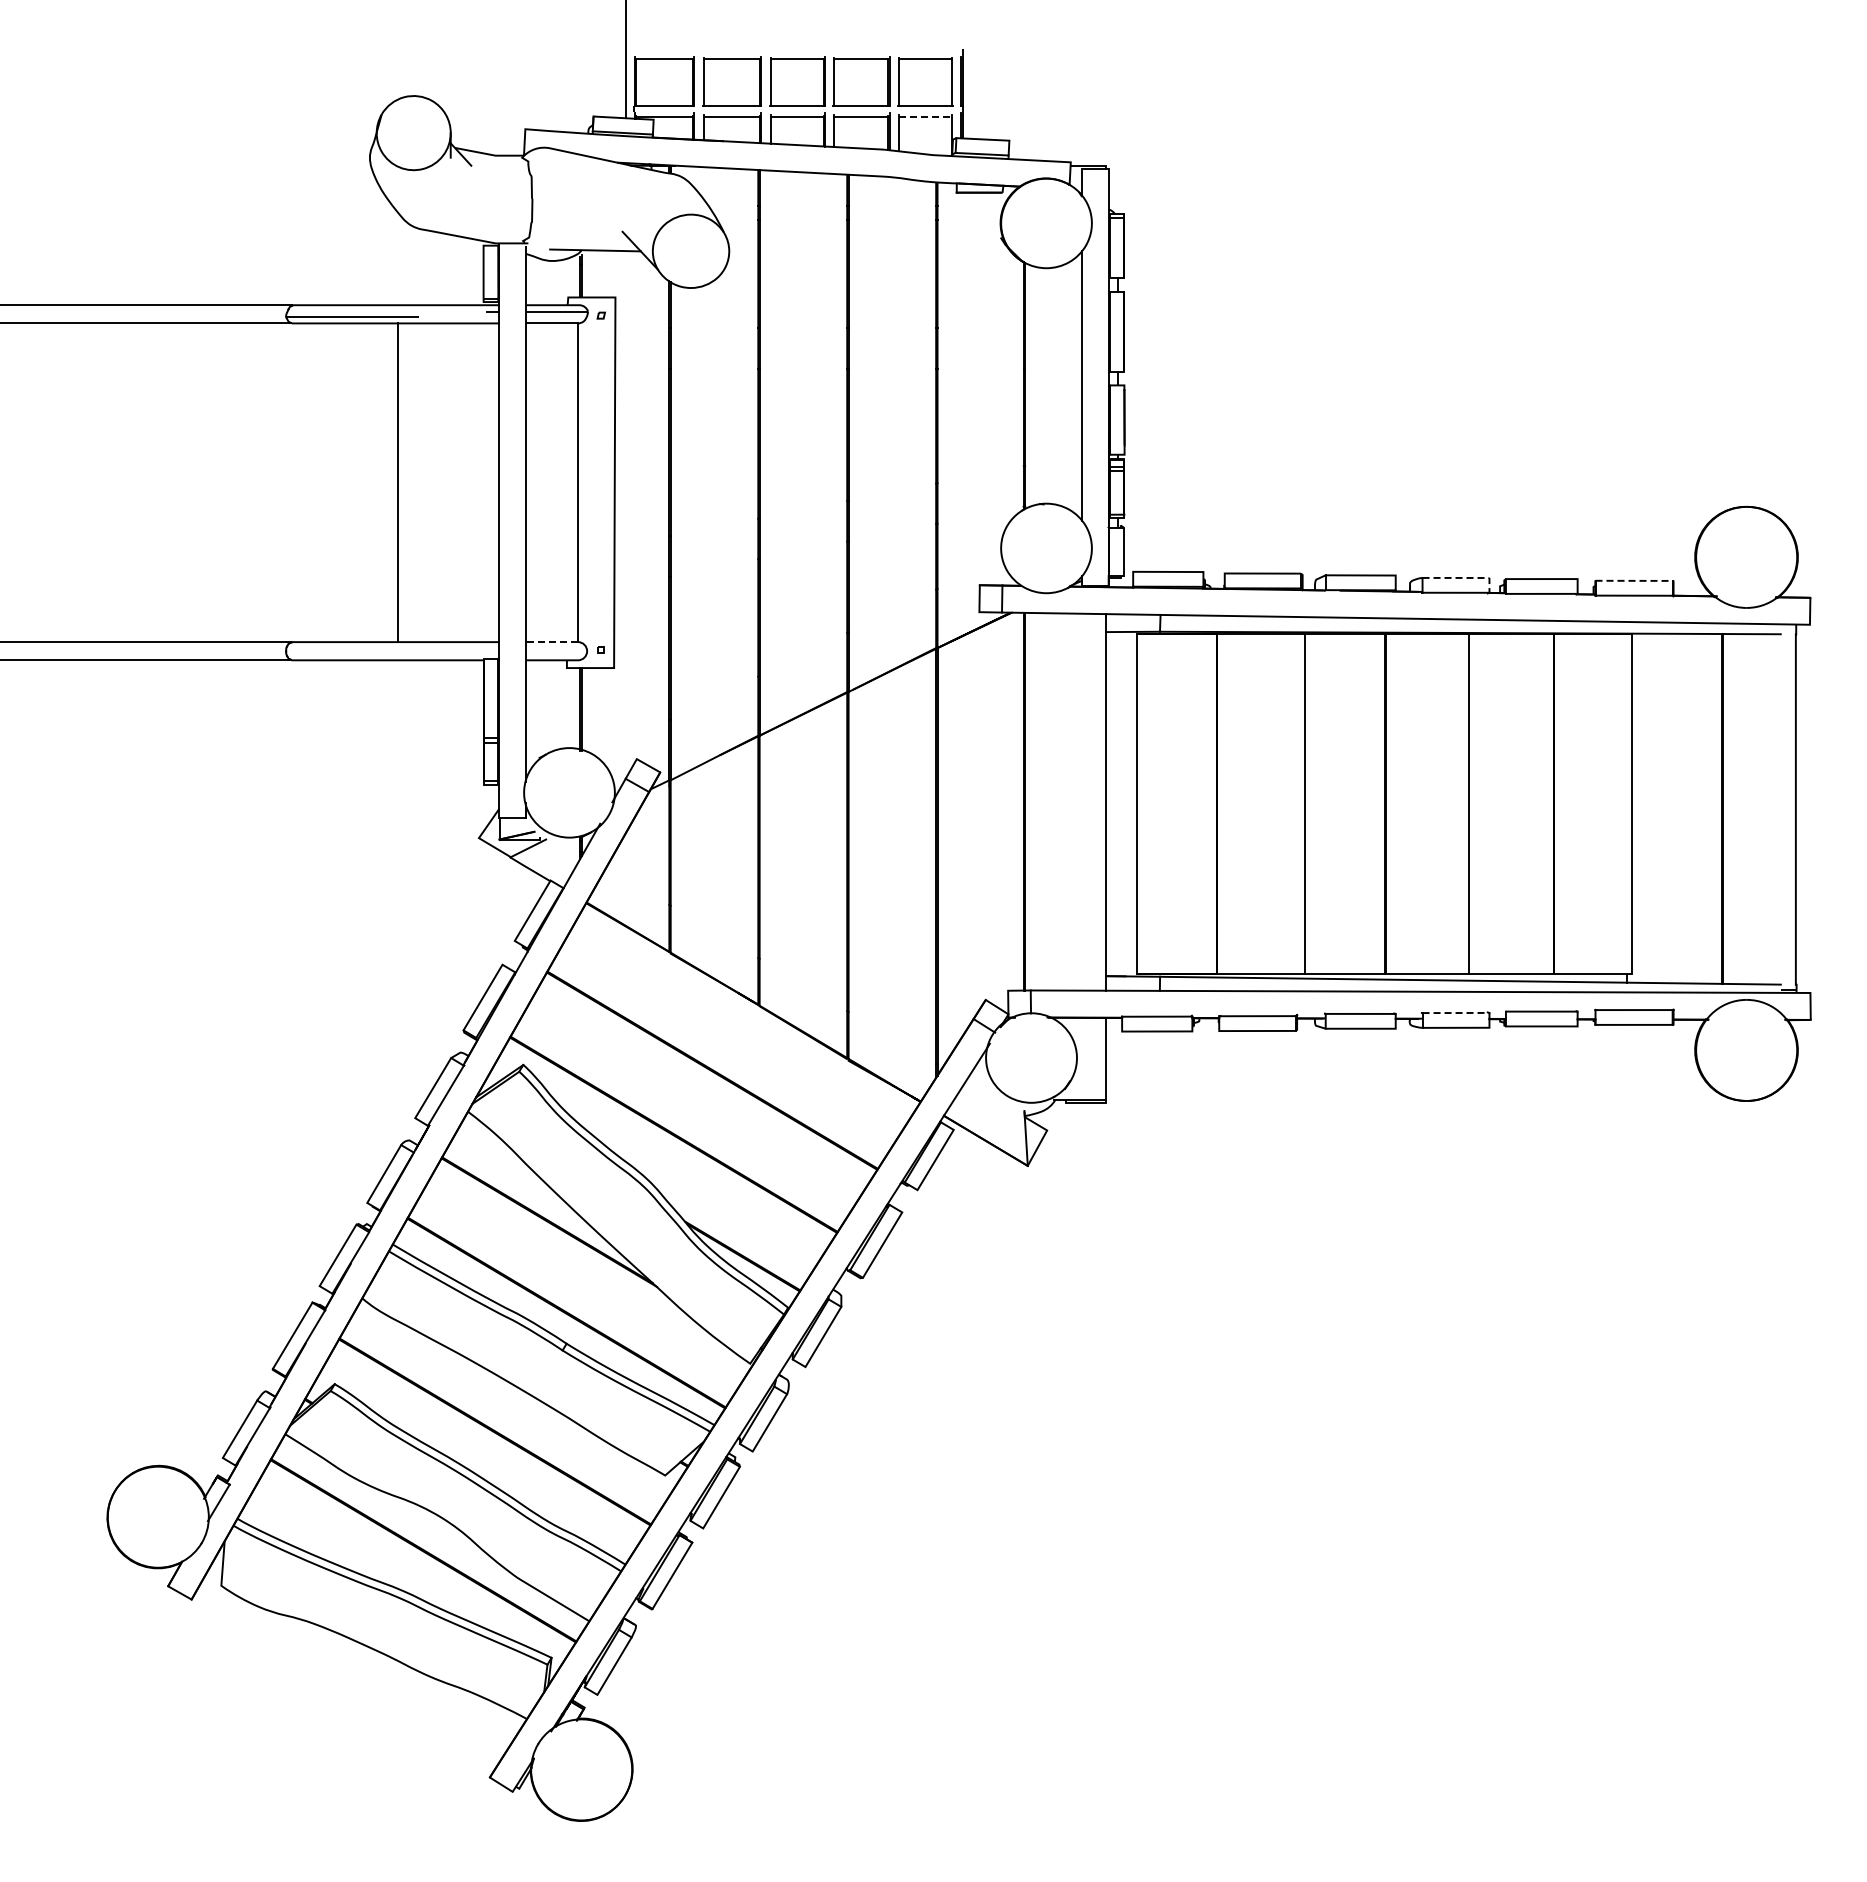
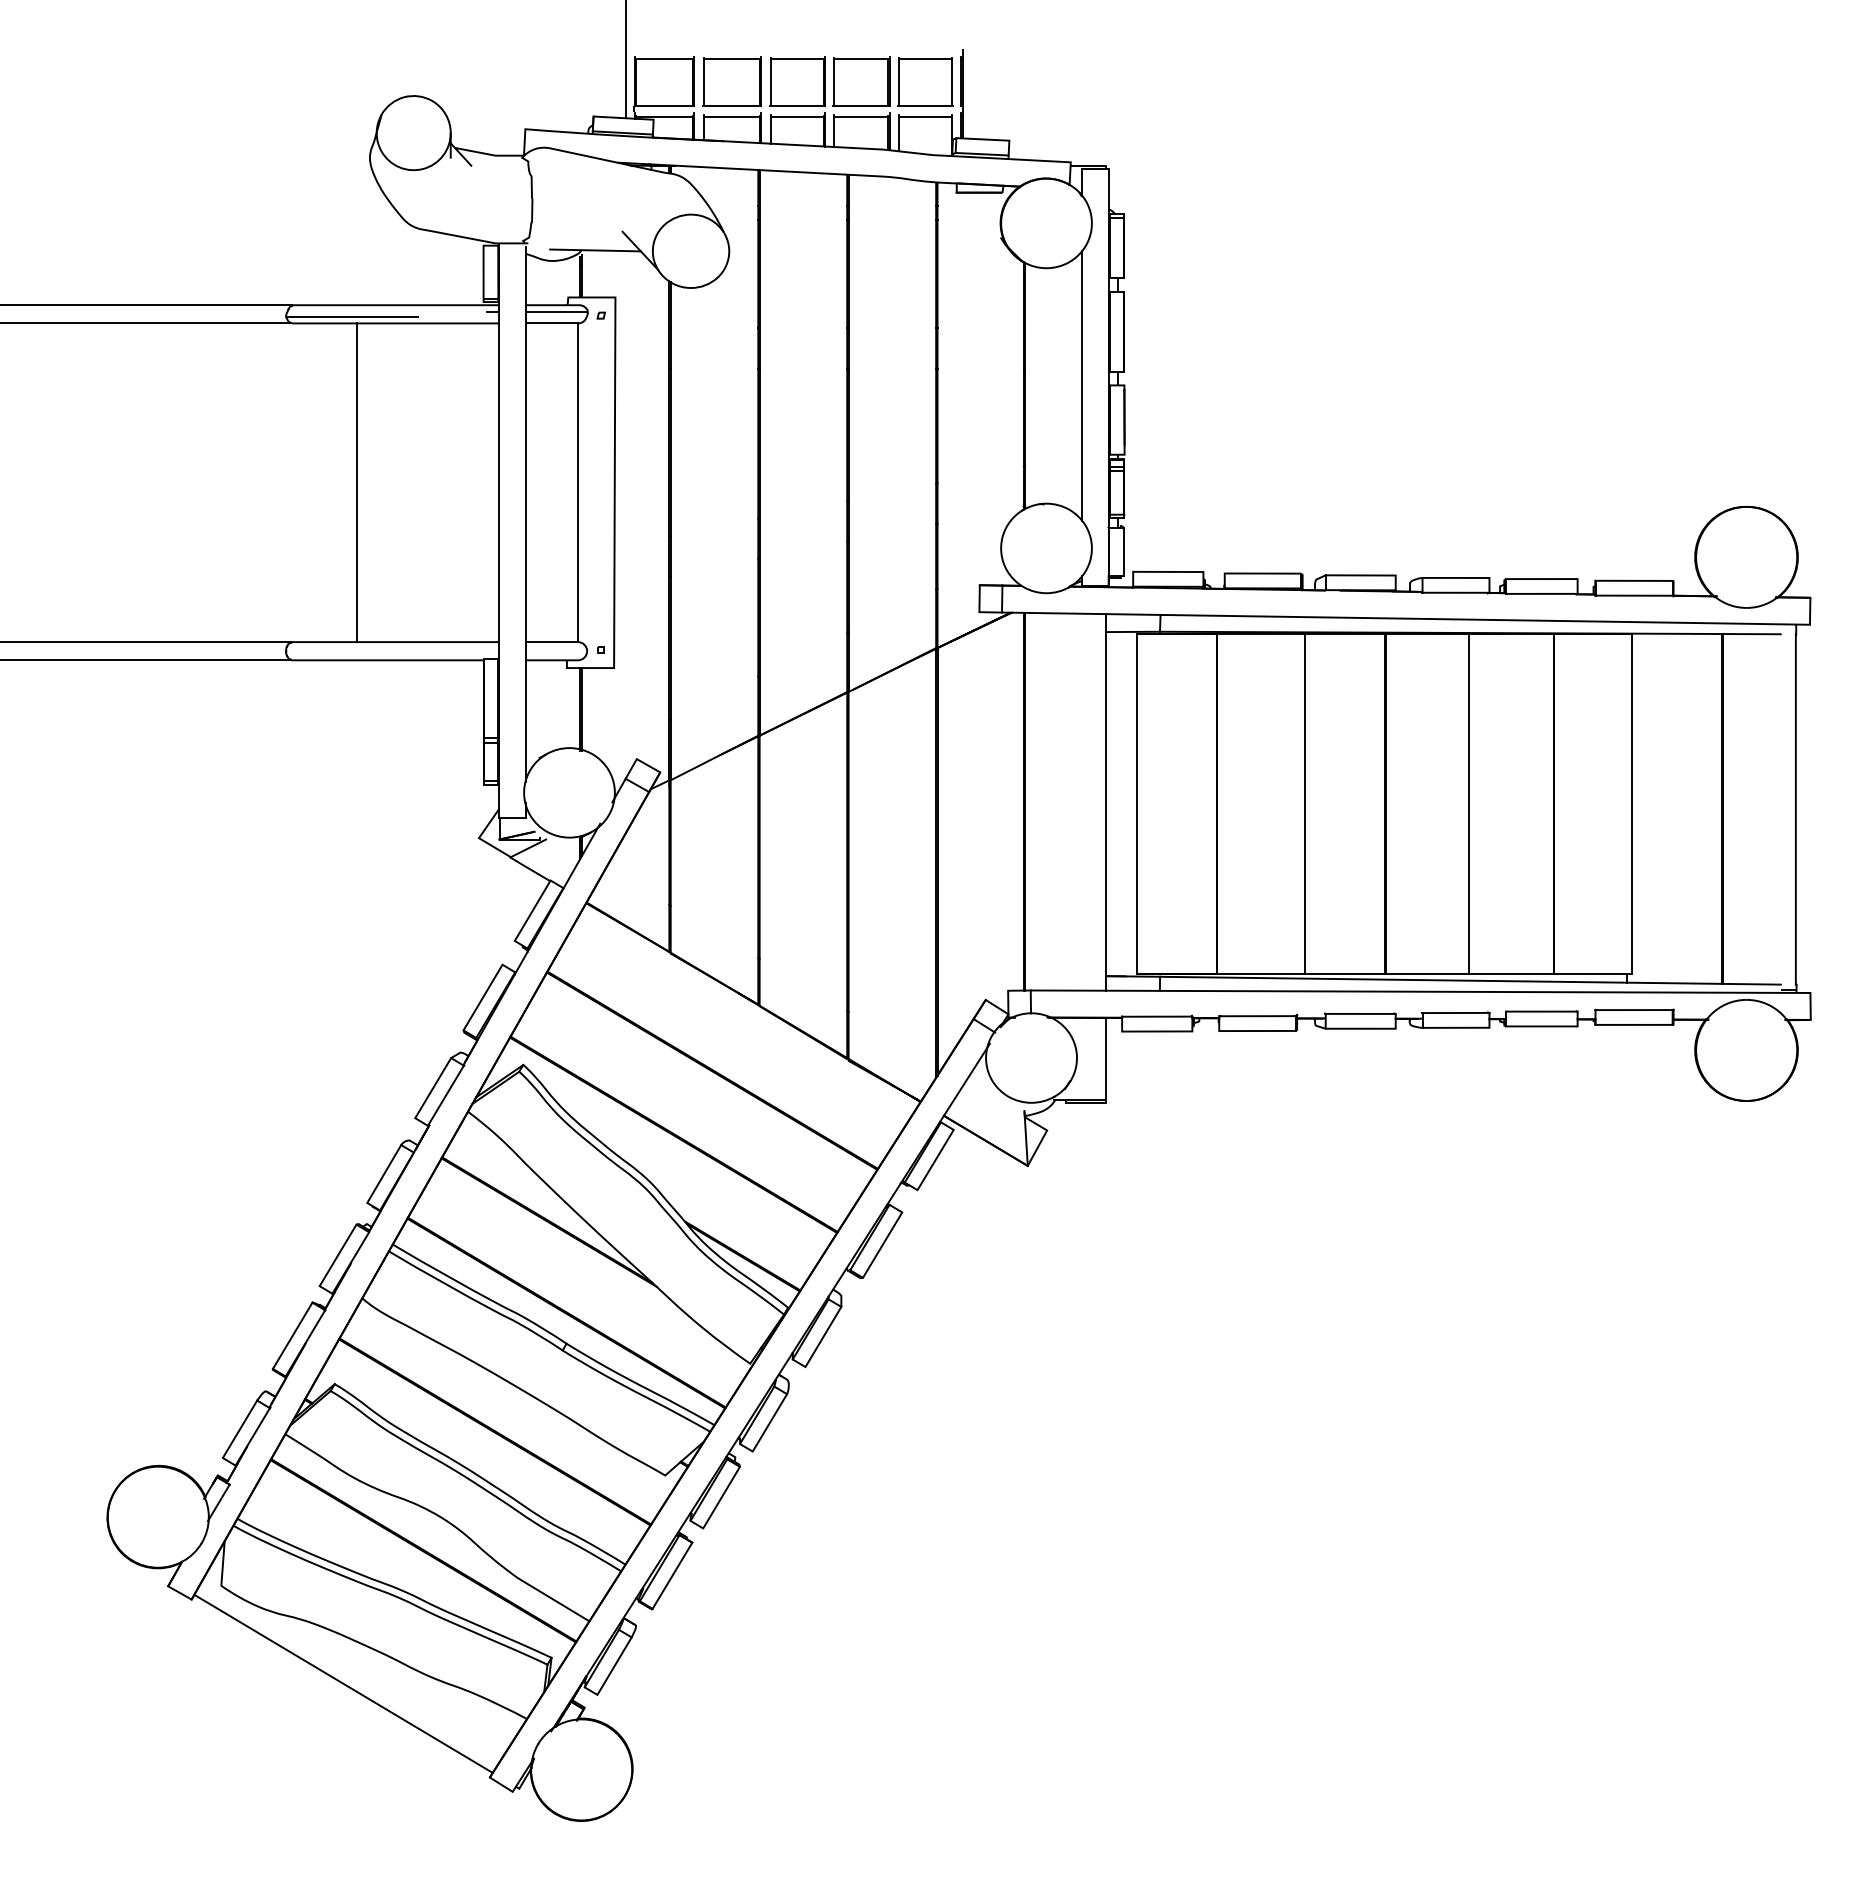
line: dashed -> solid (925, 116)
line position: (398, 482) -> (357, 482) (357, 482)
line: dashed -> solid (1464, 577)
line: dashed -> solid (1634, 580)
line: dashed -> solid (552, 642)
line: dashed -> solid (1456, 1013)
line: none -> present (343, 1683)
